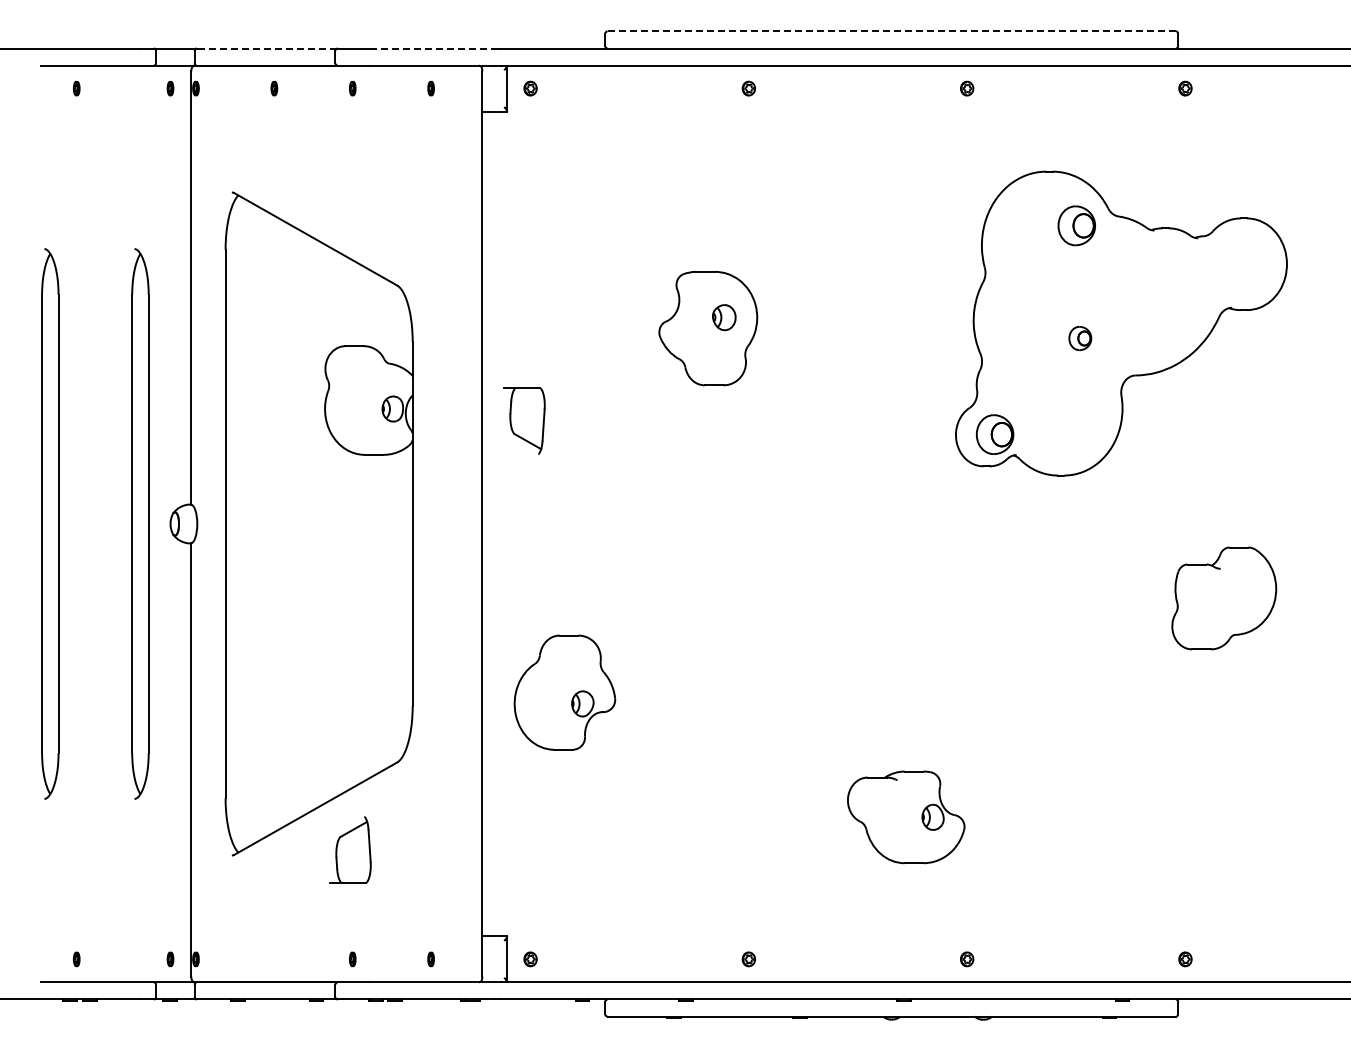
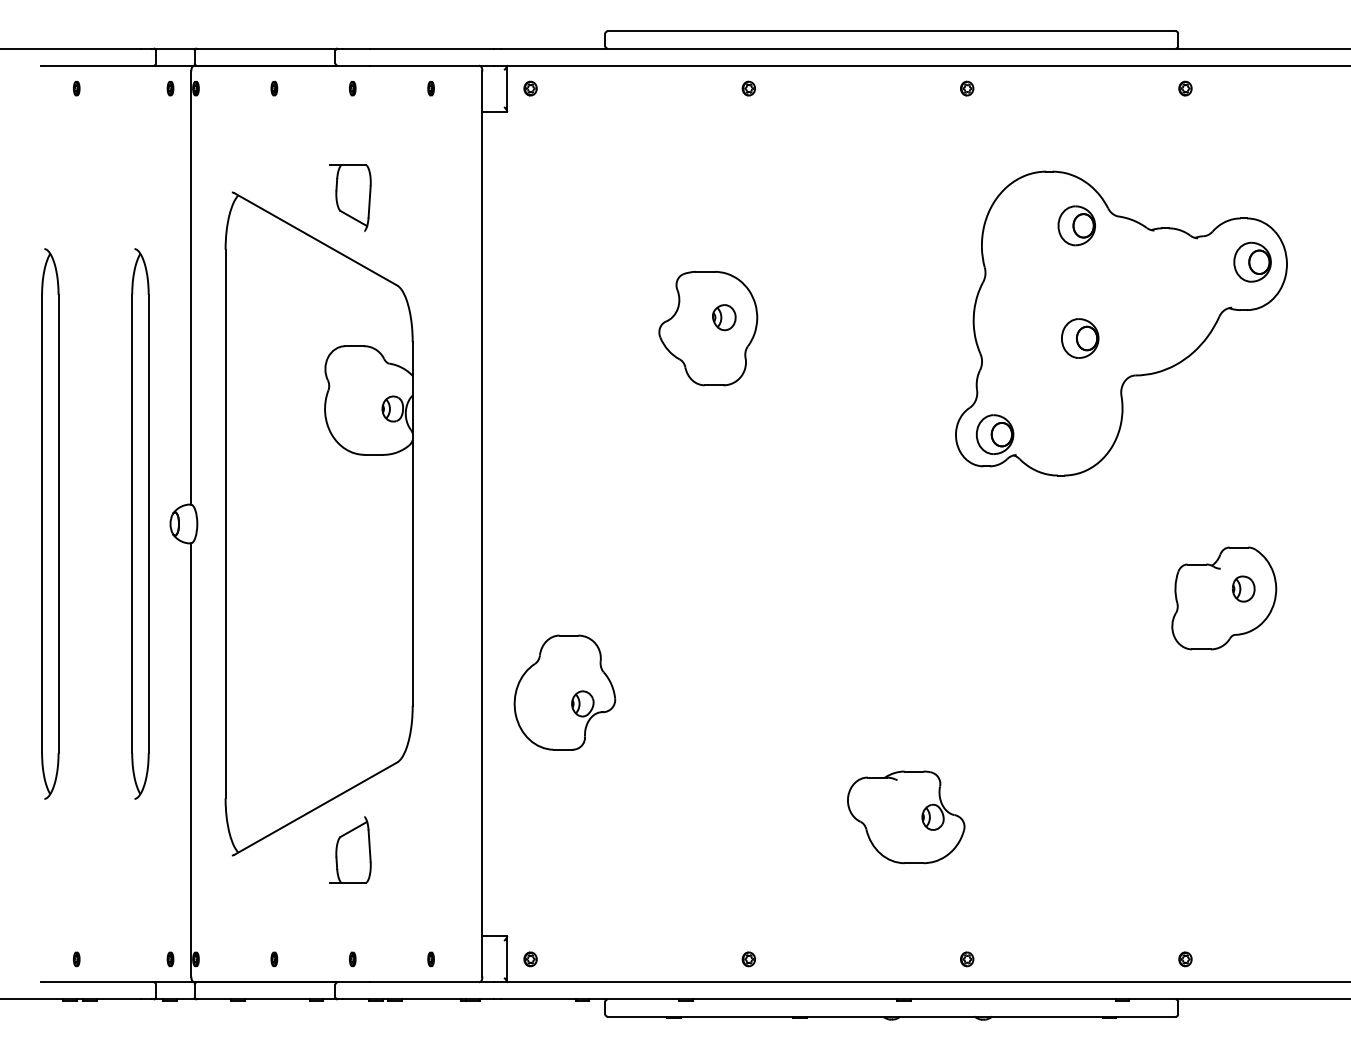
line: dashed -> solid (892, 31)
line: dashed -> solid (267, 48)
line: dashed -> solid (432, 48)
part: none -> present (1252, 261)
part size: 25x26 px -> 39x41 px (1080, 338)
part position: (524, 420) -> (350, 197) (350, 197)
part: none -> present (1243, 588)
part: none -> present (274, 959)
